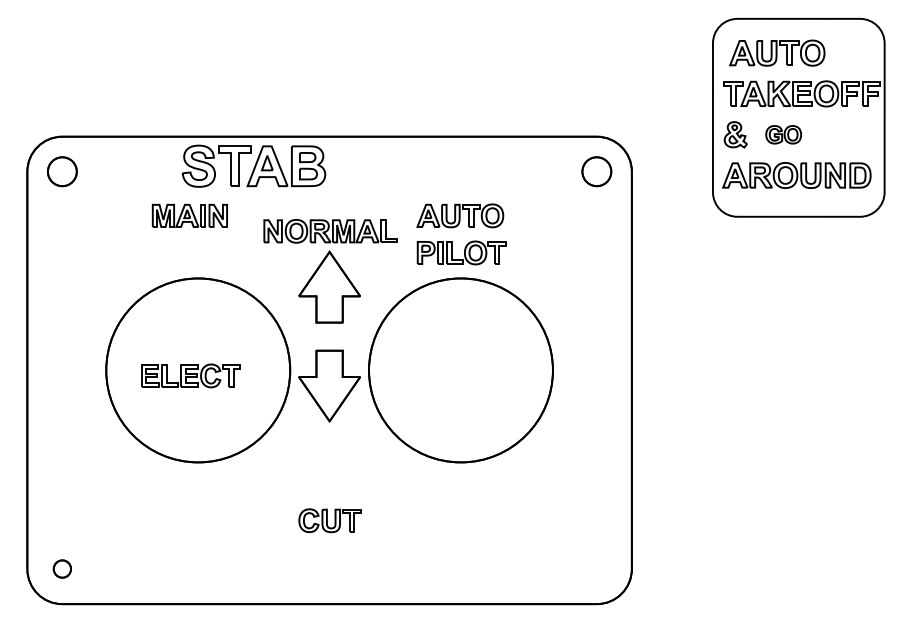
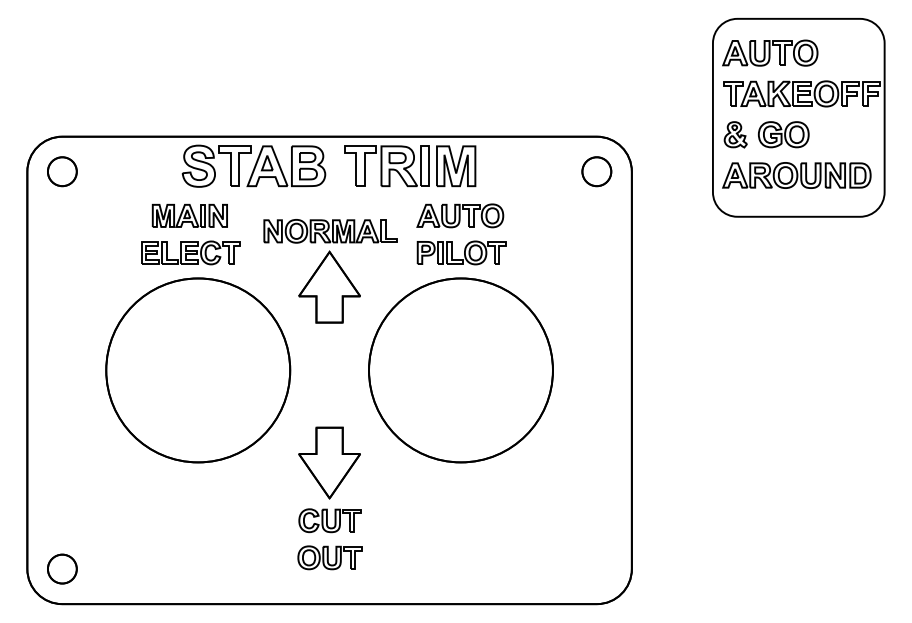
part position: (777, 52) -> (770, 52) (770, 52)
part size: 37x20 px -> 53x28 px (783, 134)
part: none -> present (410, 166)
part position: (190, 375) -> (190, 252) (190, 252)
part position: (329, 385) -> (329, 462) (329, 462)
part: none -> present (329, 557)
part size: 20x20 px -> 31x32 px (62, 568)
